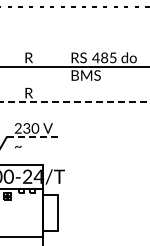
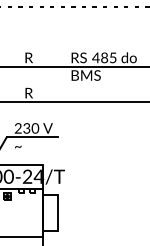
line: dashed -> solid (75, 101)
line: dashed -> solid (32, 137)
